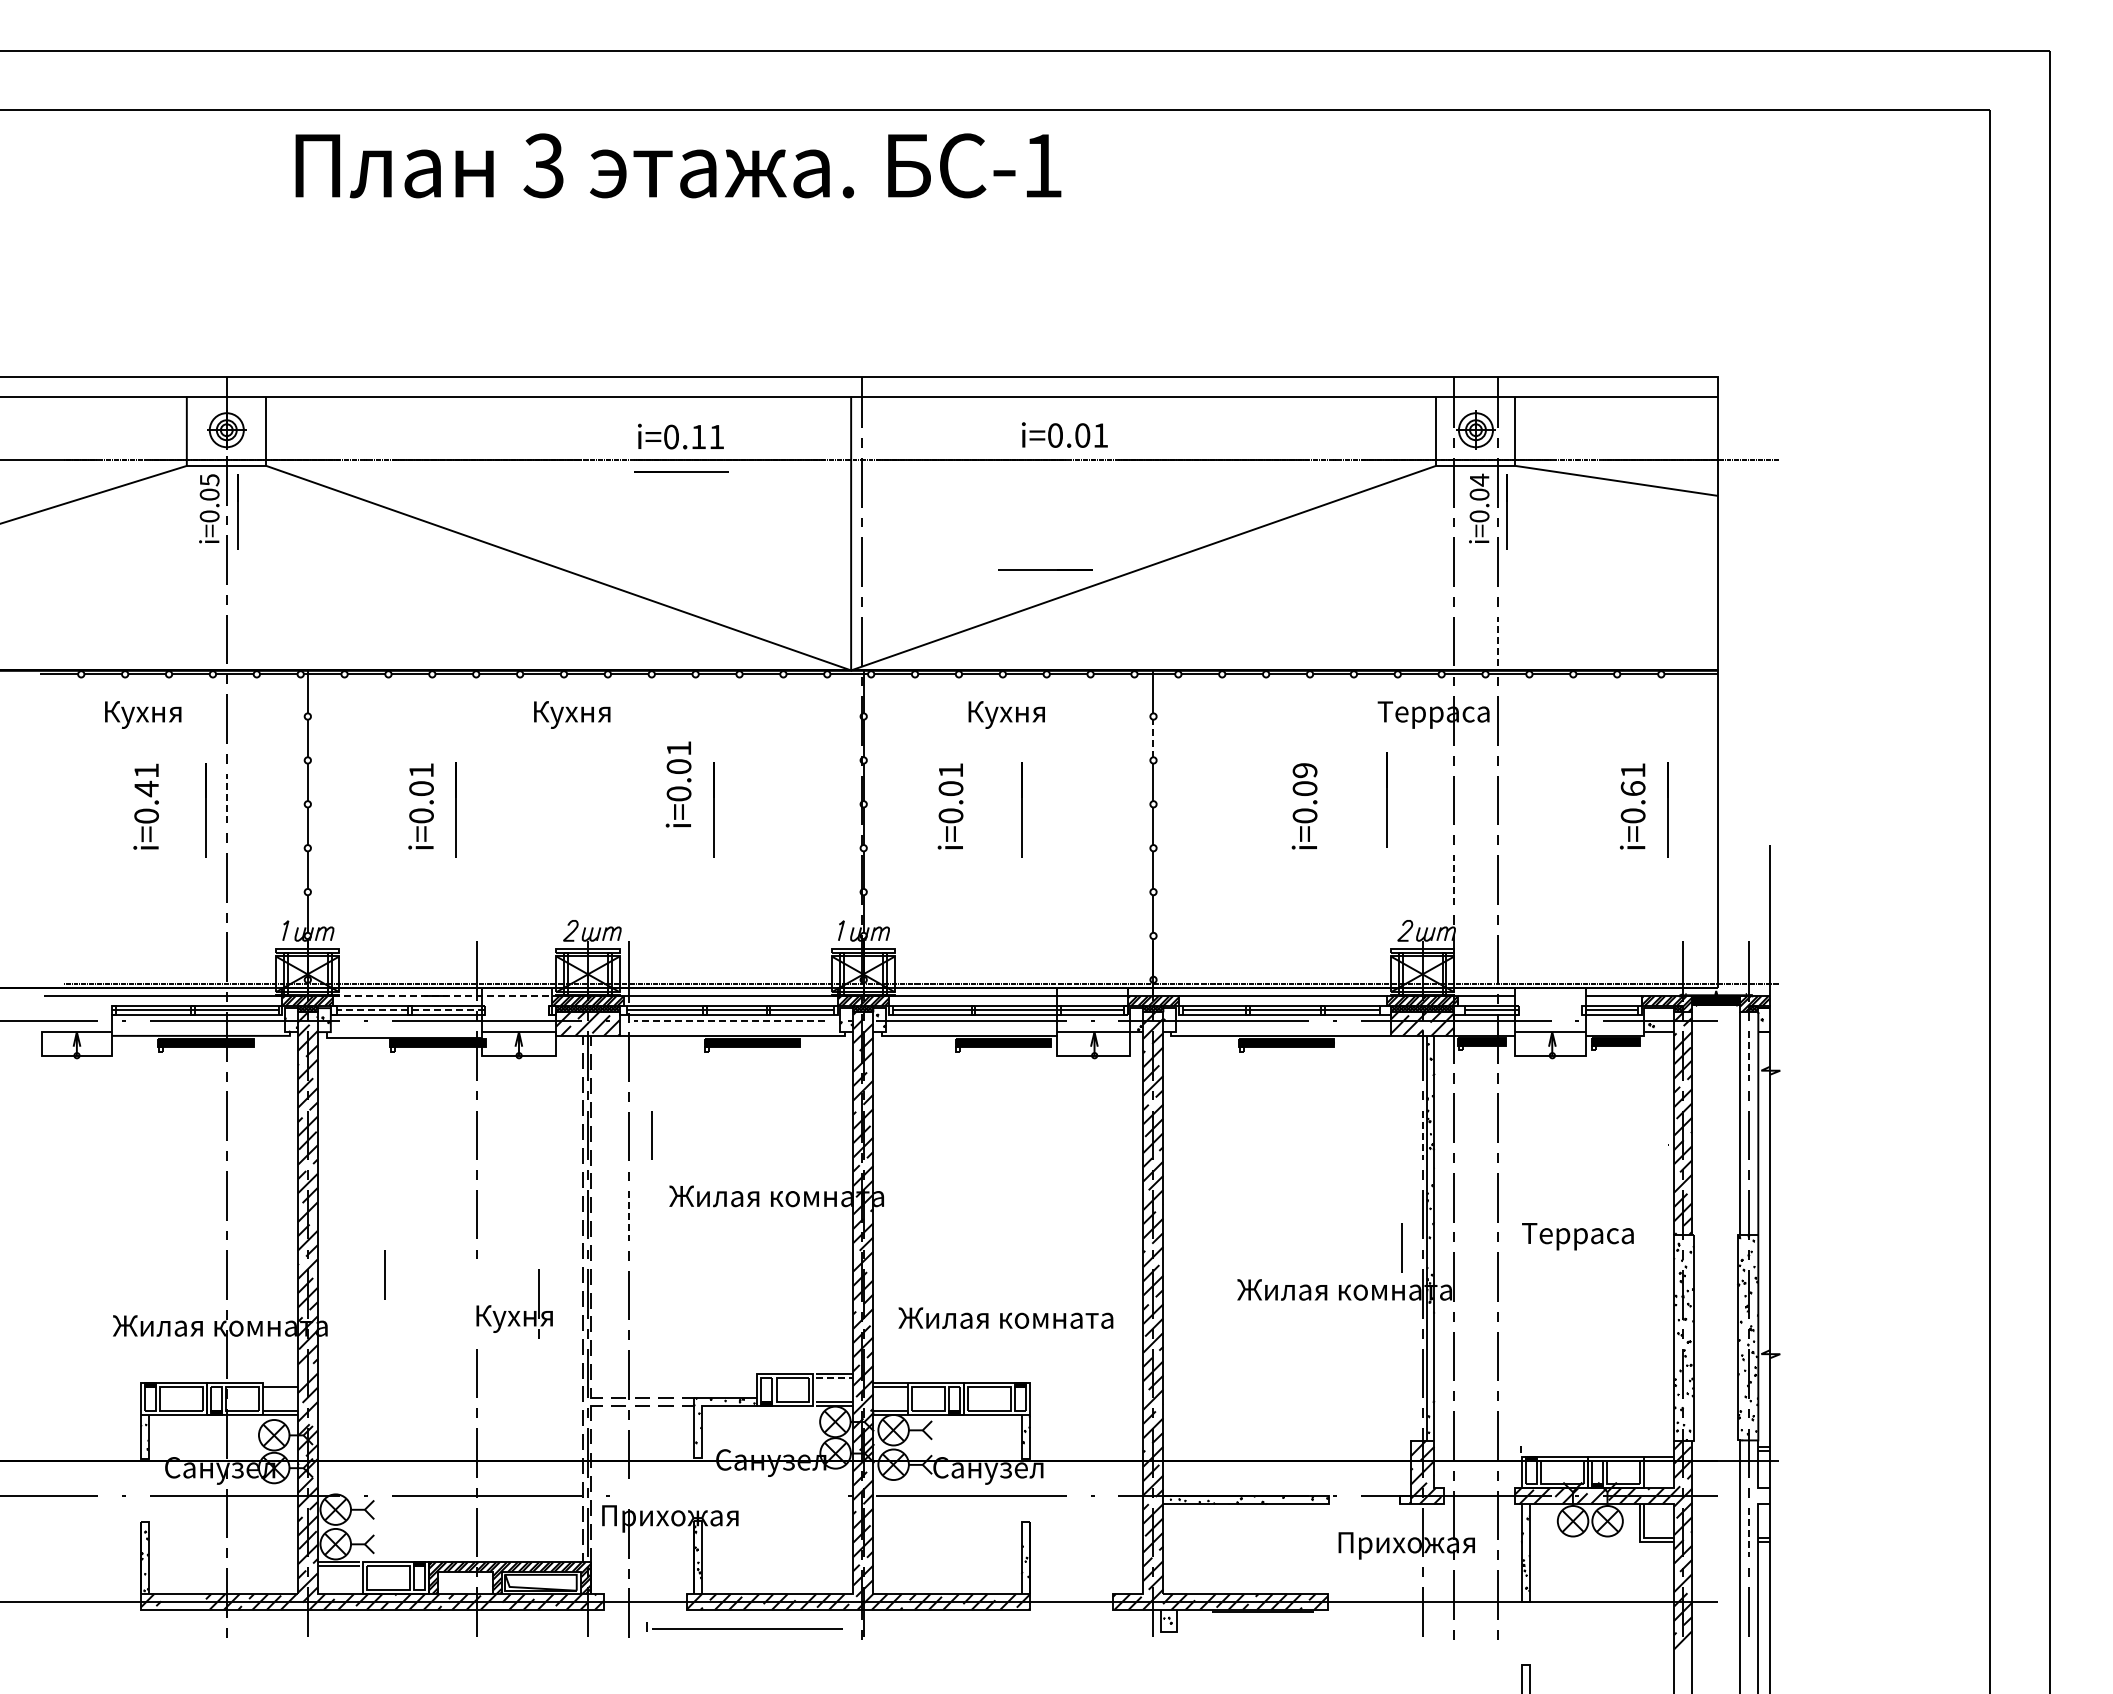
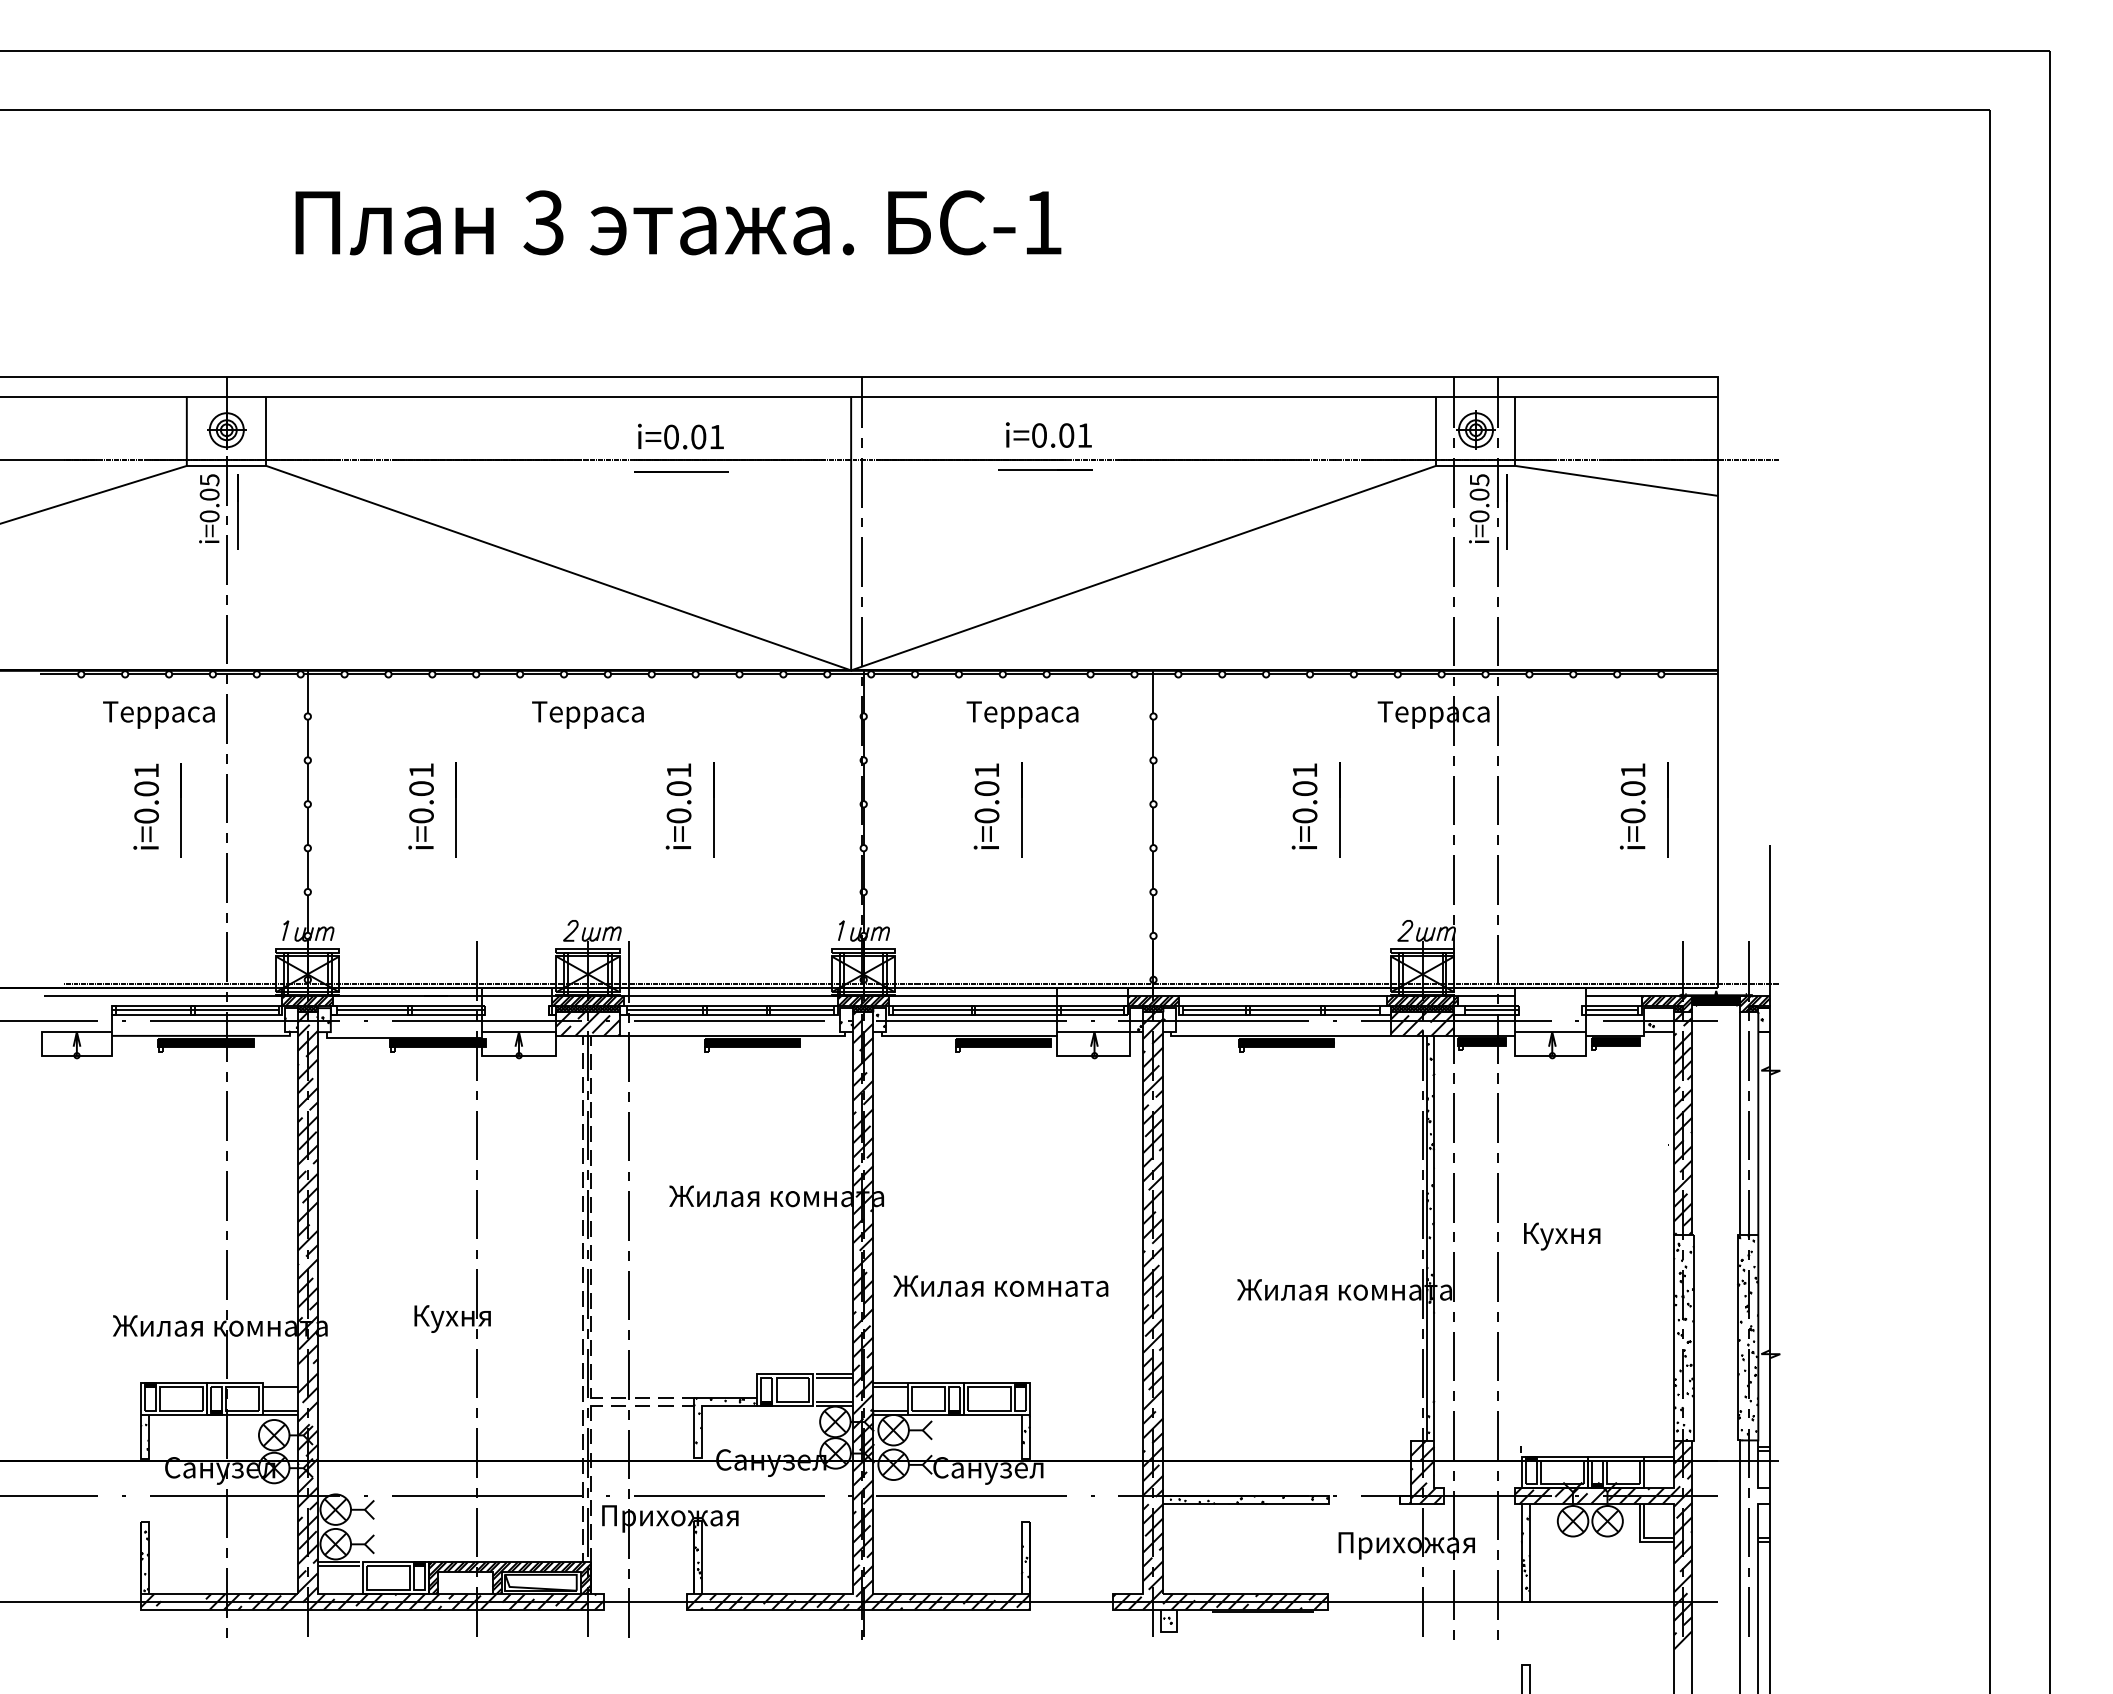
text position: (678, 165) -> (678, 222) (678, 222)
text position: (1064, 434) -> (1048, 434) (1048, 434)
text: i=0.11 -> i=0.01 (698, 436)
text: i=0.04 -> i=0.05 (1479, 479)
line position: (1045, 569) -> (1045, 469) (1045, 469)
line: dashed -> solid (1497, 641)
text: Кухня -> Терраса (158, 714)
text: Кухня -> Терраса (587, 714)
text: Кухня -> Терраса (1022, 714)
line: dashed -> solid (1153, 738)
text: i=0.09 -> i=0.01 (1304, 770)
text position: (678, 784) -> (678, 806) (678, 806)
text: i=0.41 -> i=0.01 (146, 788)
text: i=0.61 -> i=0.01 (1632, 788)
line: dashed -> solid (226, 798)
line position: (1386, 799) -> (1339, 809) (1339, 809)
text position: (950, 806) -> (986, 806) (986, 806)
line position: (205, 810) -> (180, 810) (180, 810)
line: dashed -> solid (1453, 879)
line: dashed -> solid (447, 996)
line: dashed -> solid (411, 1010)
line: dashed -> solid (728, 1021)
line: dashed -> solid (1748, 1056)
line: present -> none (651, 1135)
line: dashed -> solid (1422, 1135)
line: dashed -> solid (628, 1216)
text: Терраса -> Кухня (1577, 1236)
line: present -> none (1401, 1247)
line: present -> none (384, 1274)
part position: (517, 1311) -> (455, 1311) (455, 1311)
text position: (1005, 1317) -> (1000, 1285) (1000, 1285)
line: dashed -> solid (834, 1378)
line: dashed -> solid (1748, 1532)
part position: (744, 1626) -> (726, 1493) (726, 1493)
